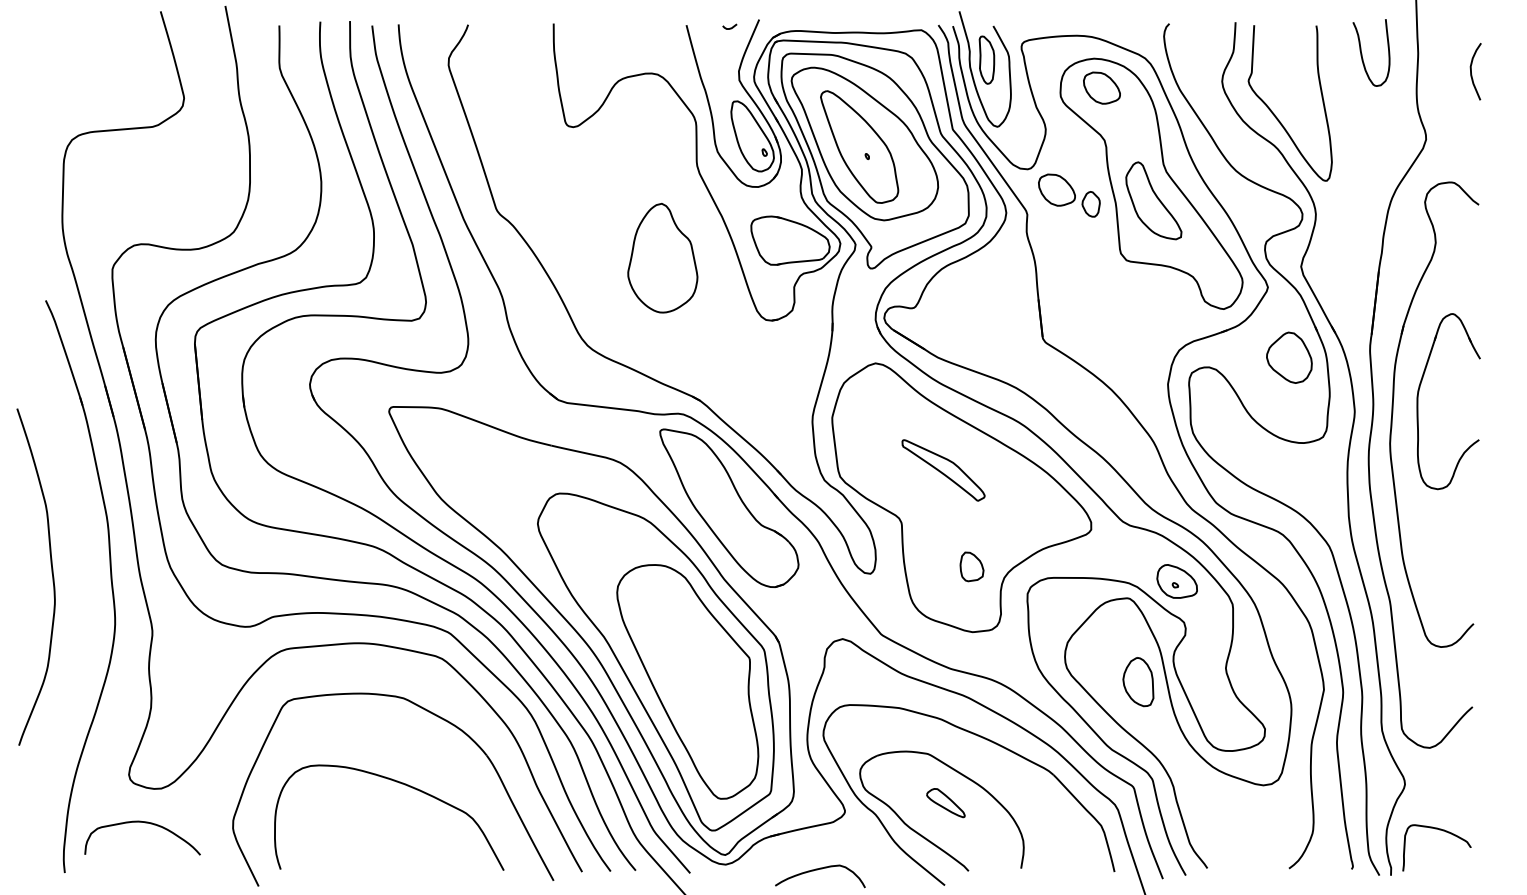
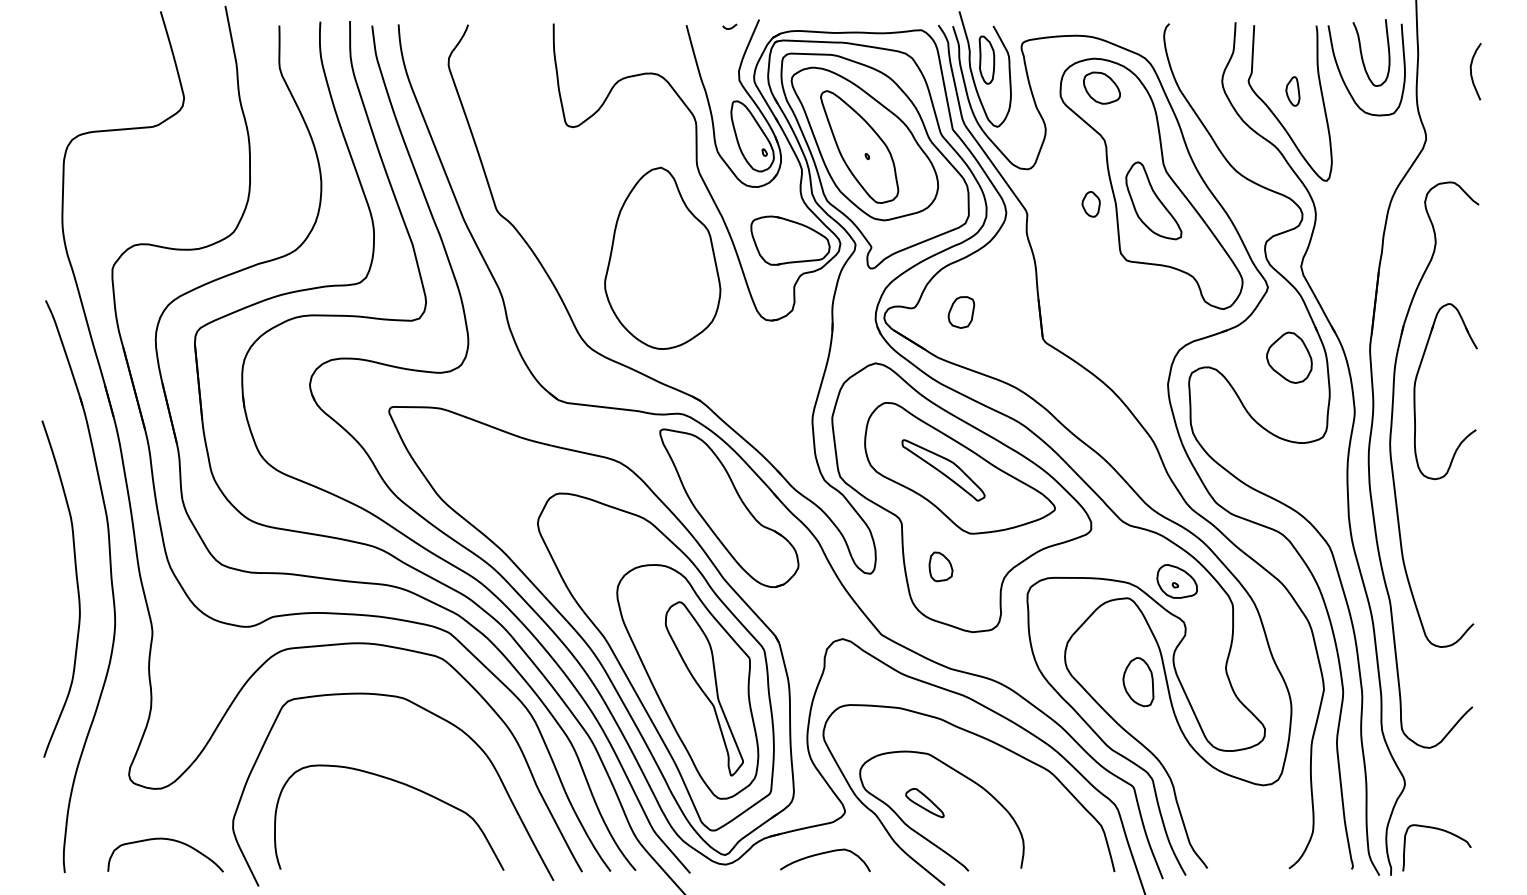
curve: none -> present (1344, 80)
part: none -> present (1292, 91)
part: present -> none (1056, 189)
part size: 72x112 px -> 118x184 px (662, 257)
part: none -> present (961, 312)
part position: (1418, 401) -> (1415, 391) (1415, 391)
part: none -> present (959, 468)
part position: (971, 566) -> (940, 566) (940, 566)
curve position: (51, 573) -> (76, 585) (76, 585)
part: none -> present (703, 688)
part position: (945, 803) -> (924, 803) (924, 803)
curve position: (145, 823) -> (168, 840) (168, 840)
curve position: (817, 870) -> (822, 854) (822, 854)
